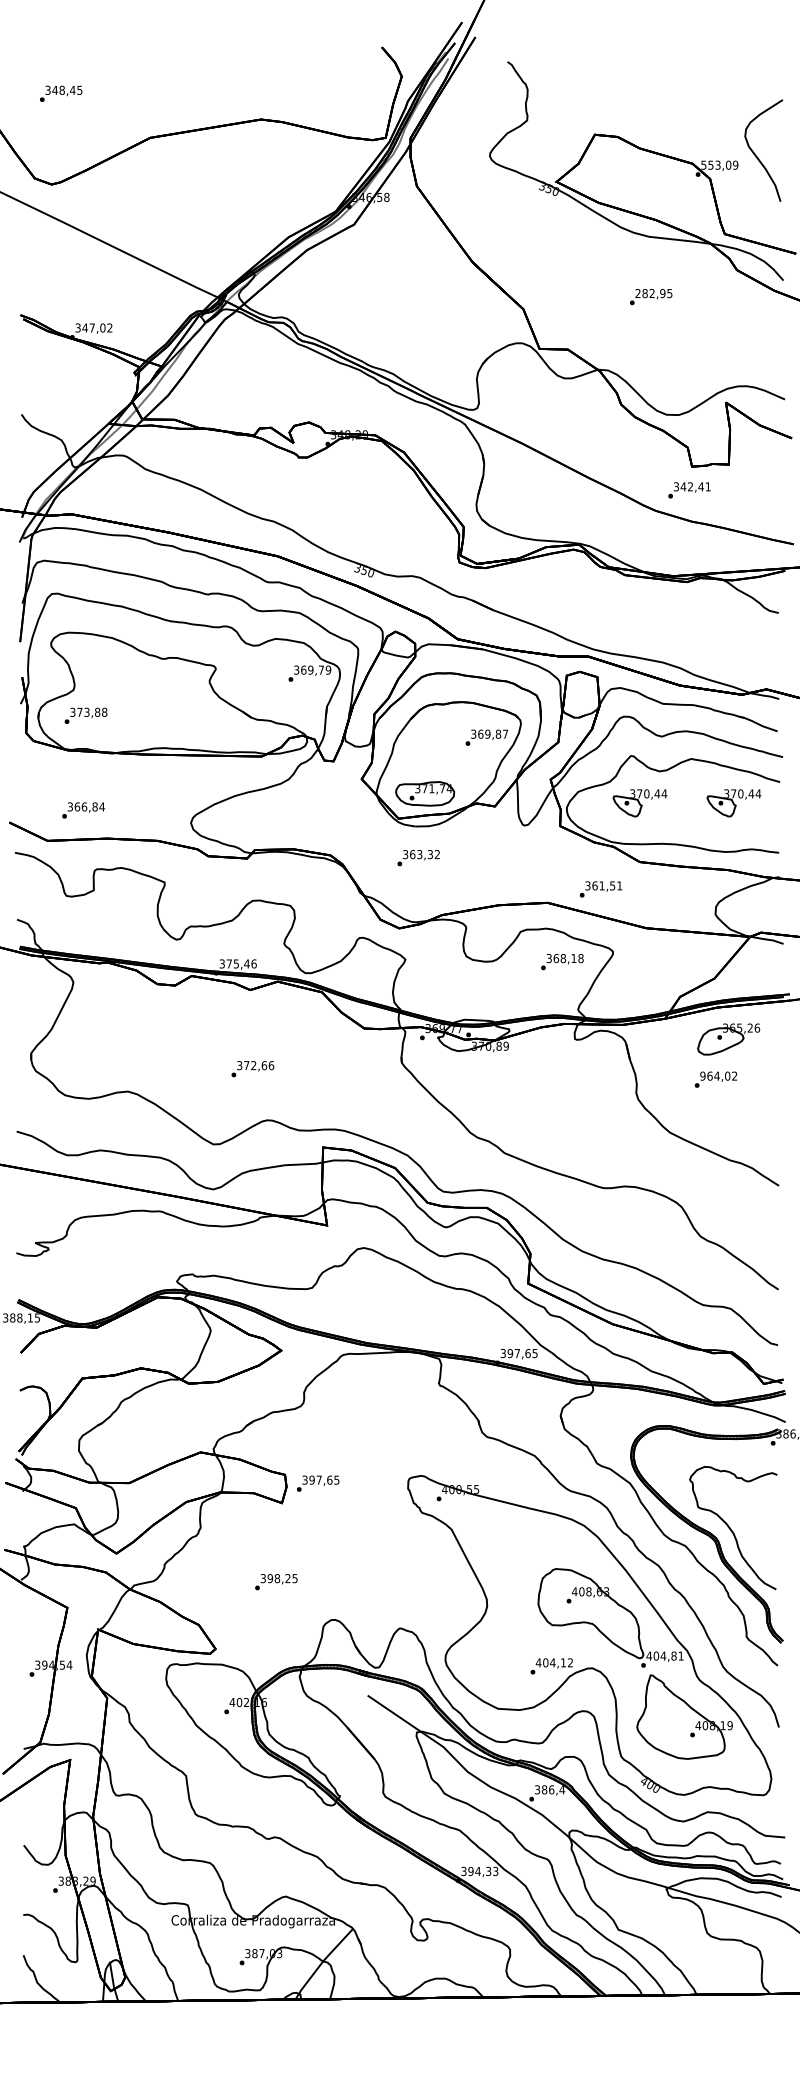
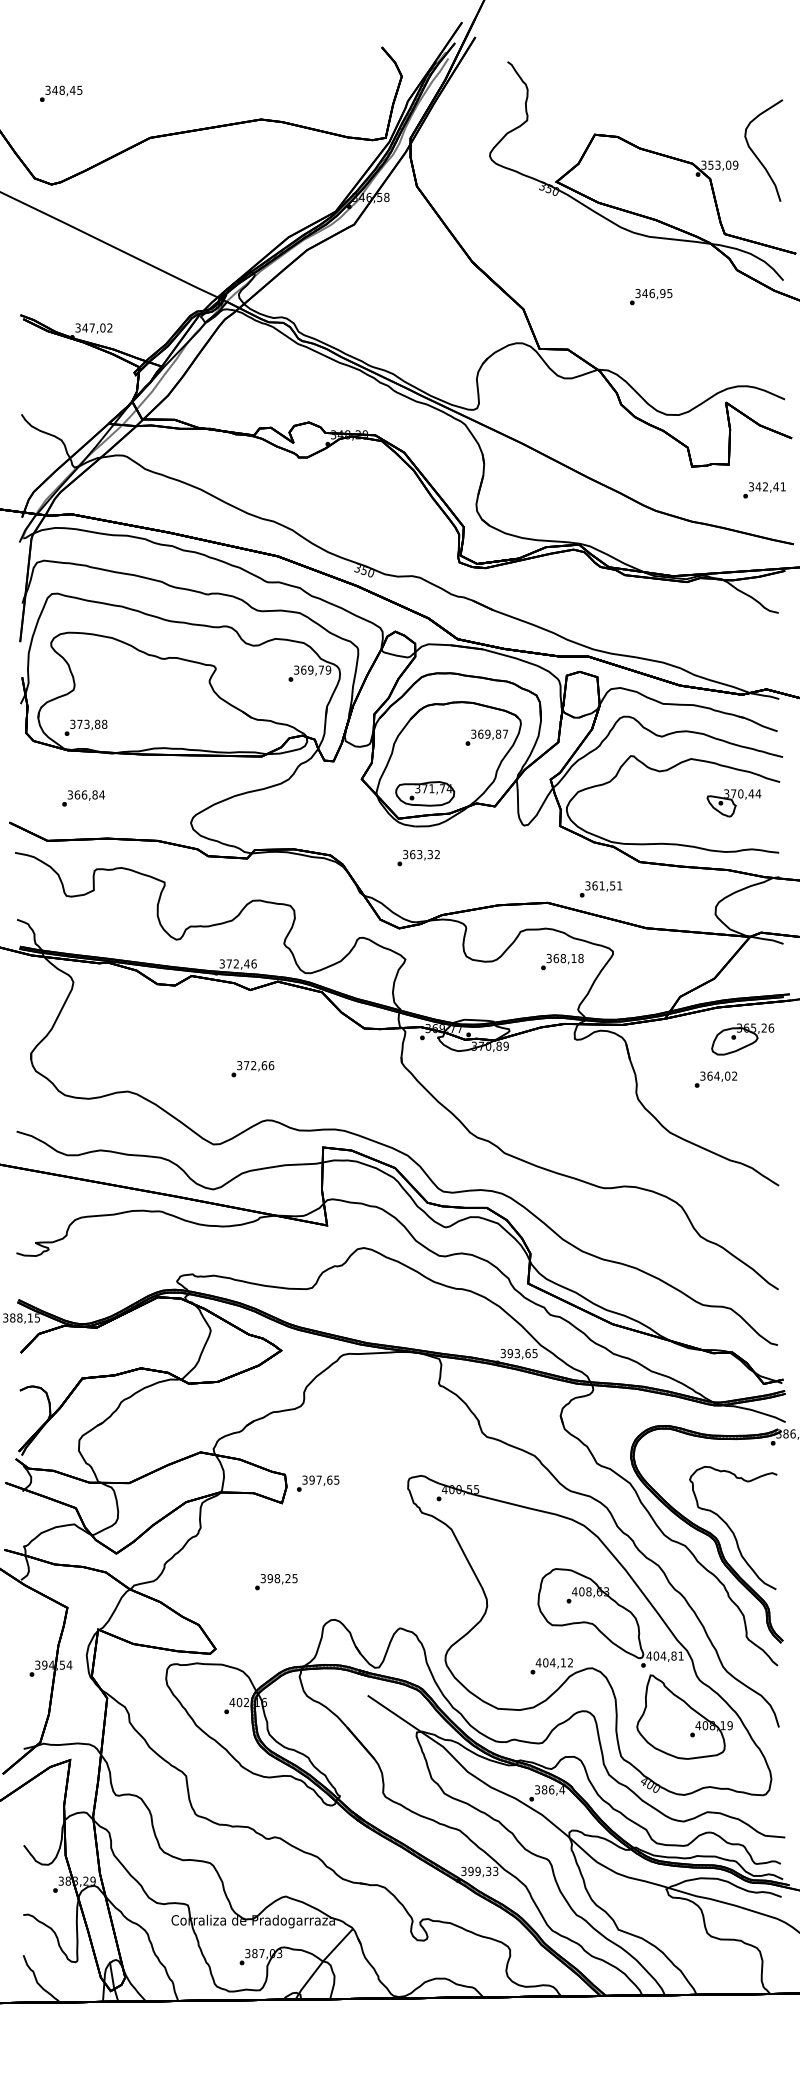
text: 553,09 -> 353,09 (703, 164)
text: 282,95 -> 346,95 (644, 293)
text position: (689, 490) -> (764, 490) (764, 490)
text position: (85, 715) -> (85, 727) (85, 727)
part: present -> none (639, 803)
text position: (83, 810) -> (83, 798) (83, 798)
text: 375,46 -> 372,46 (235, 963)
part position: (728, 1039) -> (742, 1039) (742, 1039)
text: 964,02 -> 364,02 (702, 1075)
text: 397,65 -> 393,65 (516, 1353)
text: 394,33 -> 399,33 (477, 1871)
